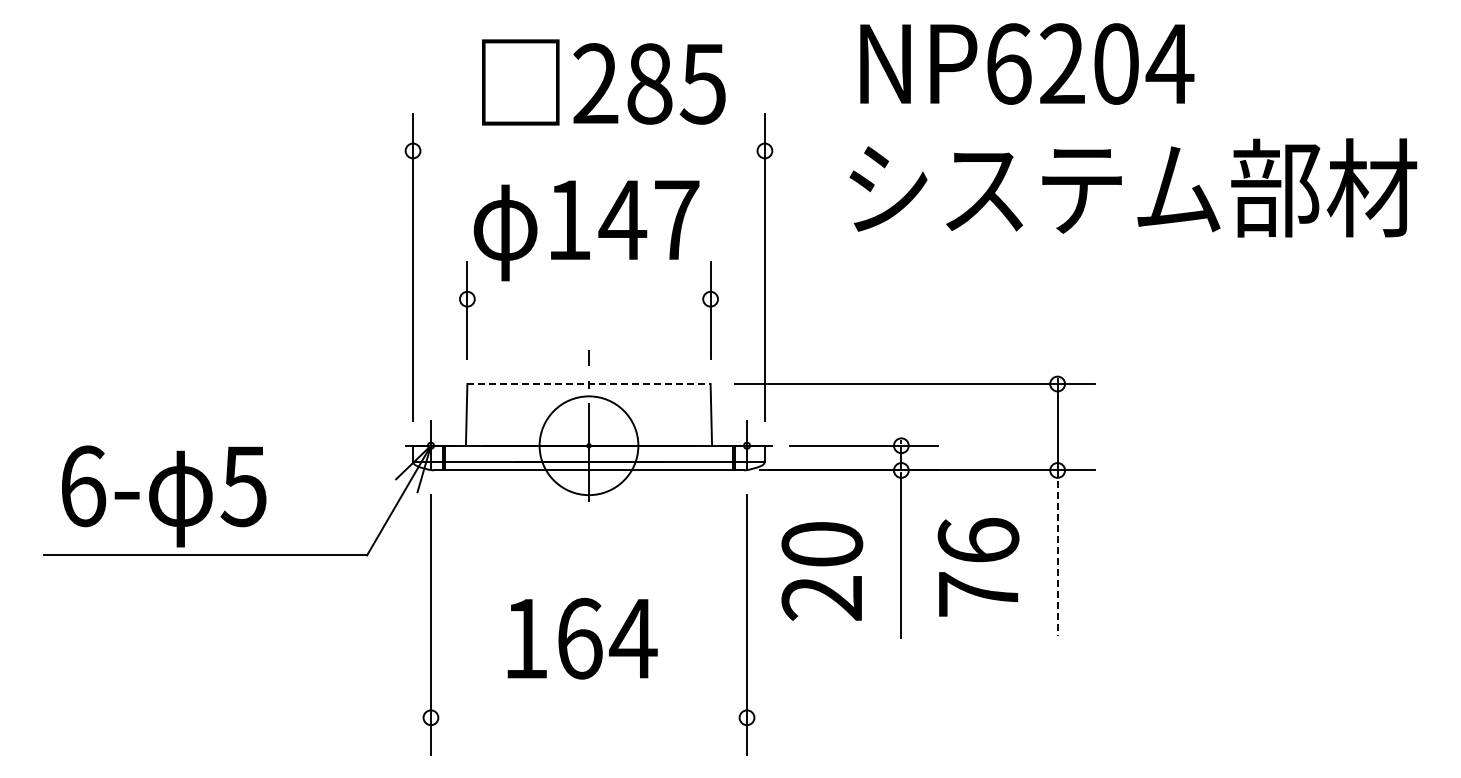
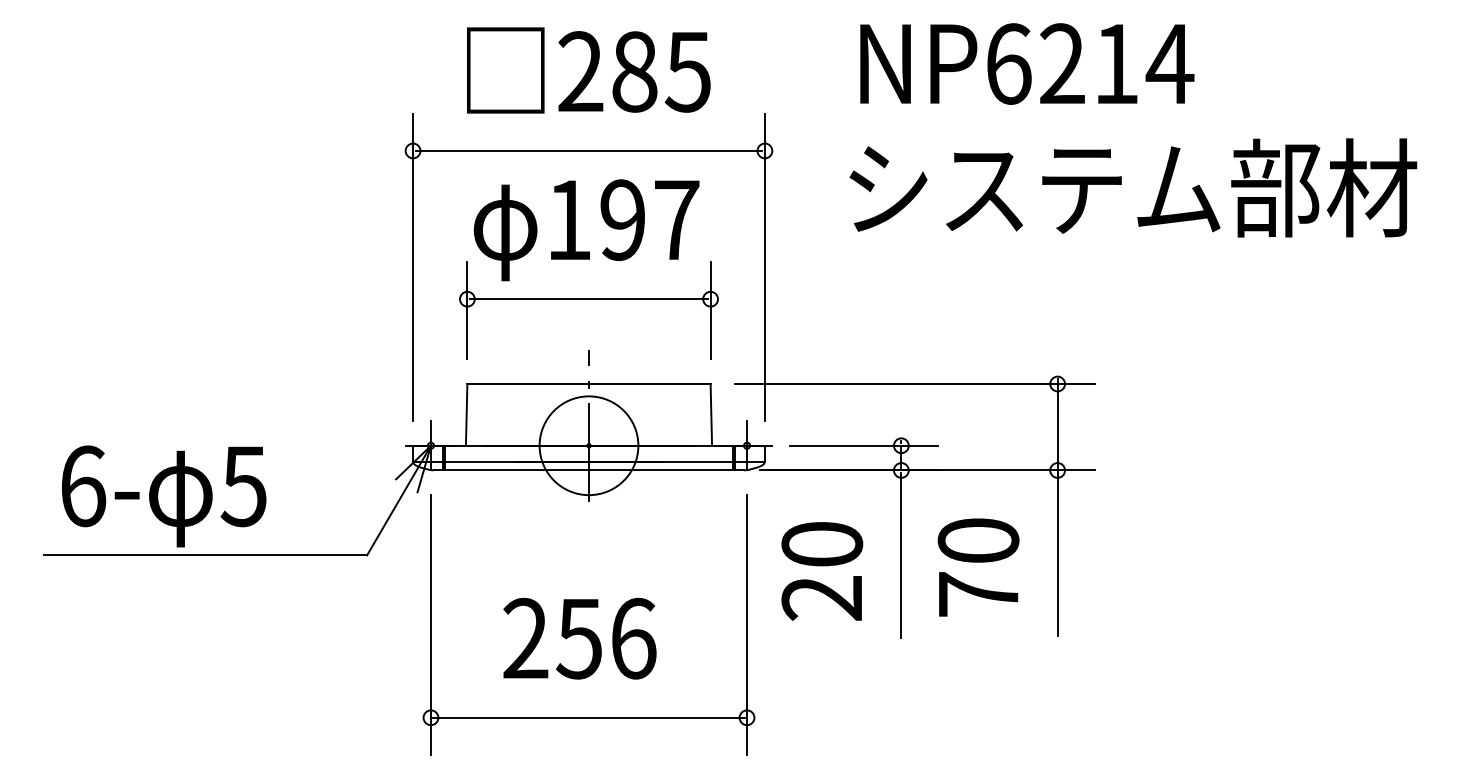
text: NP6204 -> NP6214 (1116, 63)
text position: (603, 82) -> (588, 70) (588, 70)
line: none -> present (588, 150)
text: 147 -> 197 (622, 220)
line: none -> present (588, 299)
line: dashed -> solid (589, 384)
text: 76 -> 70 (978, 540)
line: dashed -> solid (1057, 553)
text: 164 -> 256 (580, 638)
line: none -> present (588, 717)
